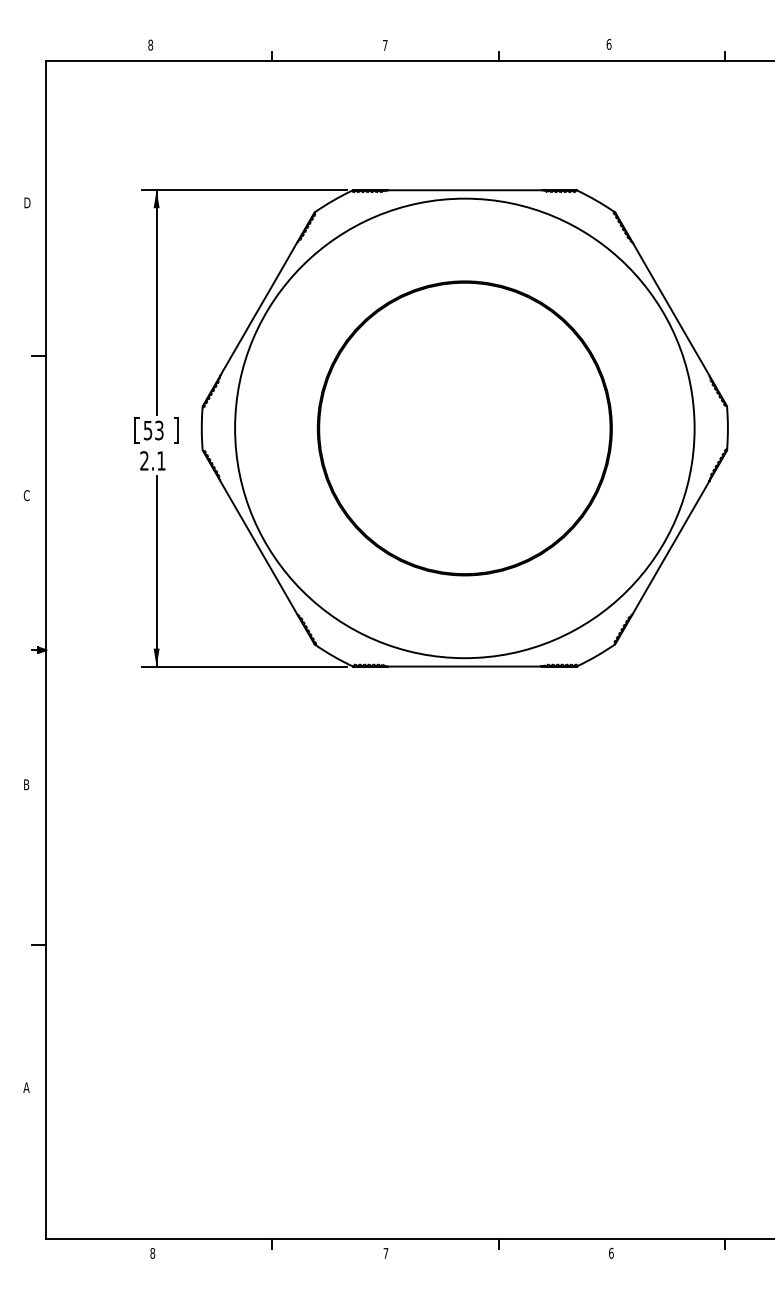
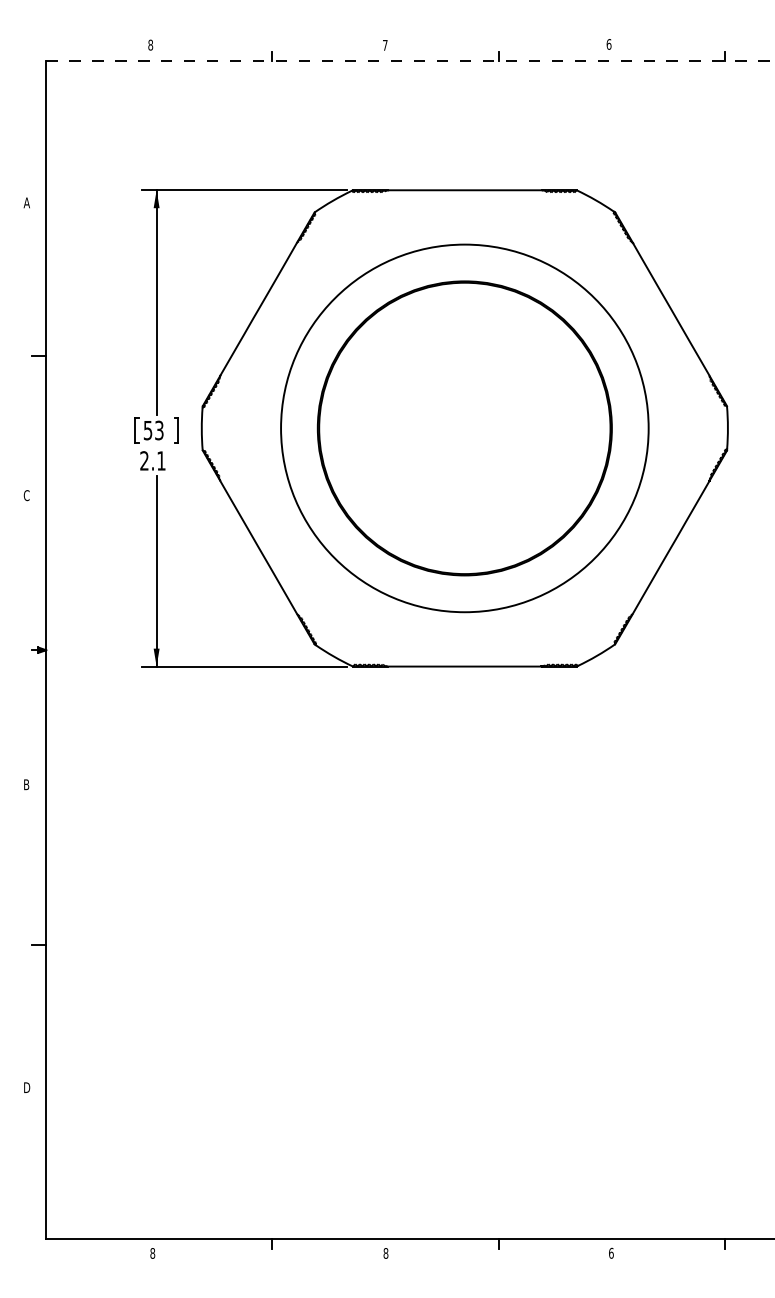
line: solid -> dashed (410, 61)
text: D -> A (26, 202)
circle diameter: 460 px -> 368 px (464, 428)
text: A -> D (26, 1087)
text: 7 -> 8 (385, 1253)
